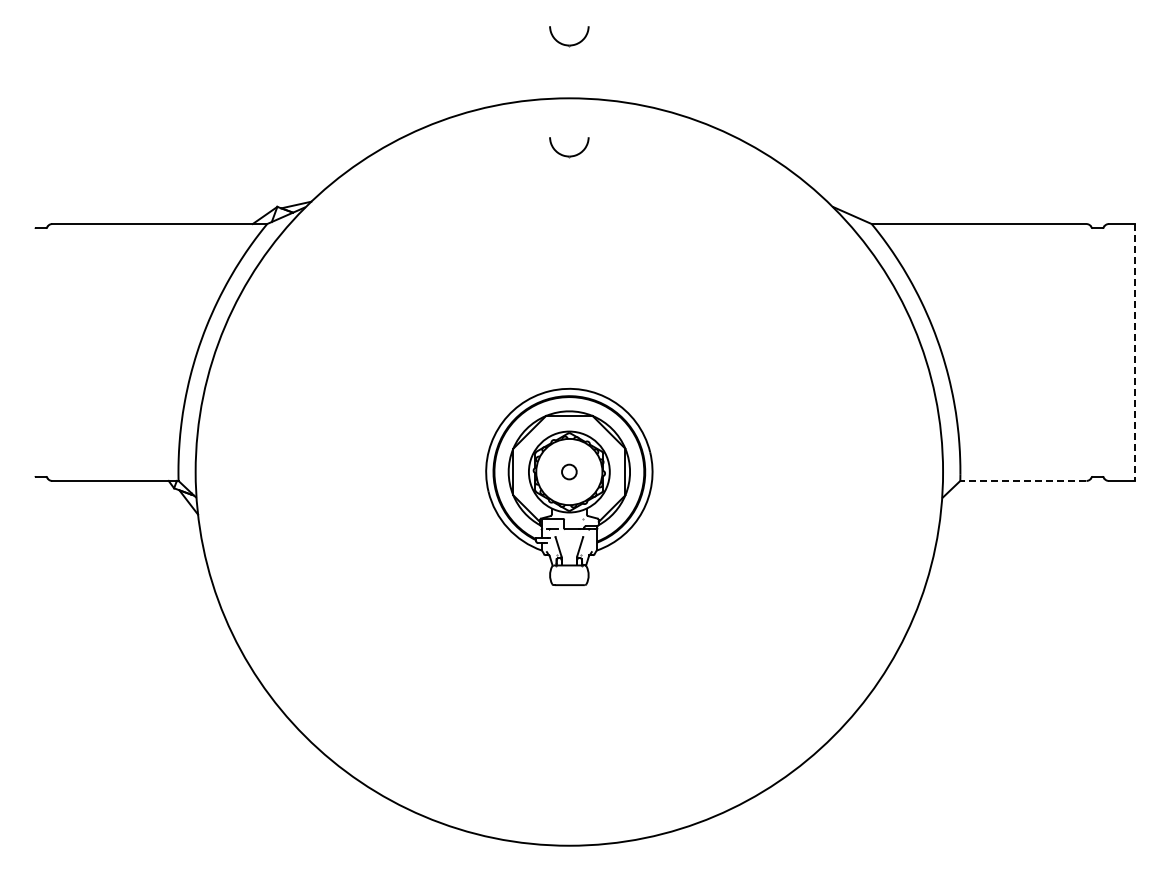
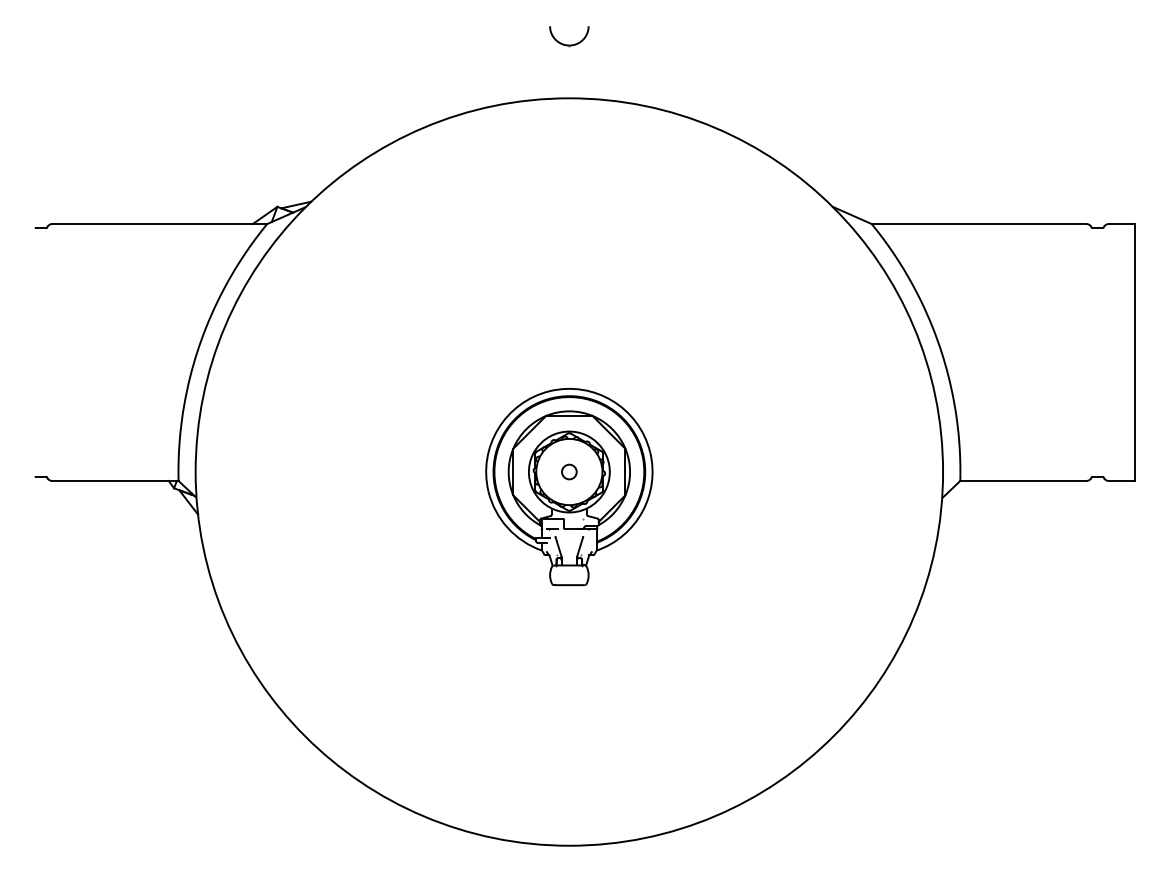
part: present -> none (569, 155)
line: dashed -> solid (1134, 353)
line: dashed -> solid (1022, 480)
